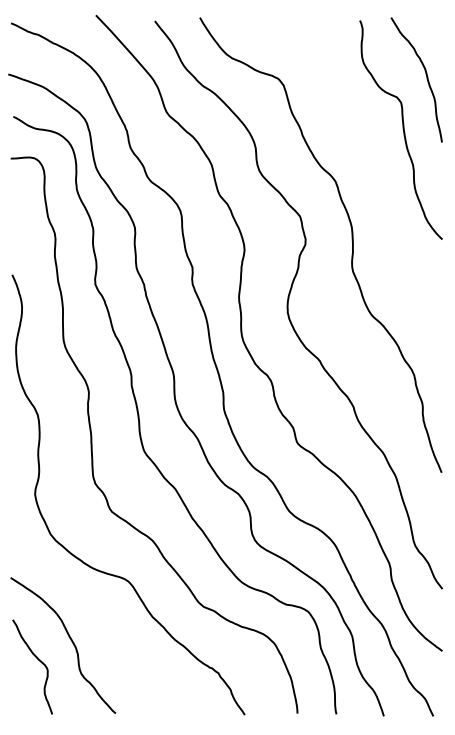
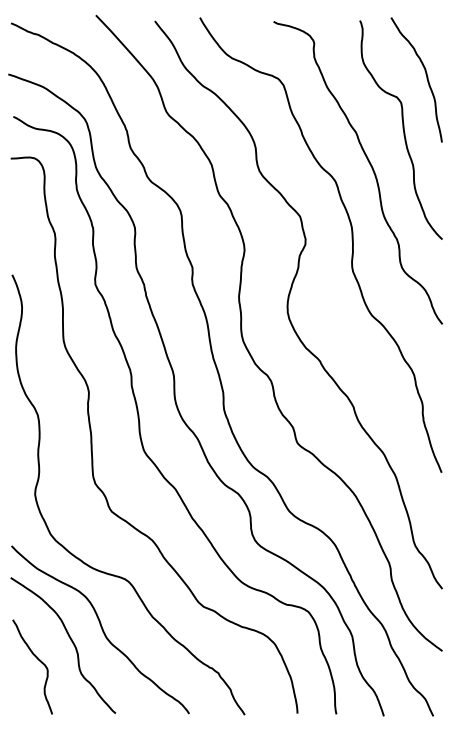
curve: none -> present (370, 166)
curve: none -> present (101, 629)
